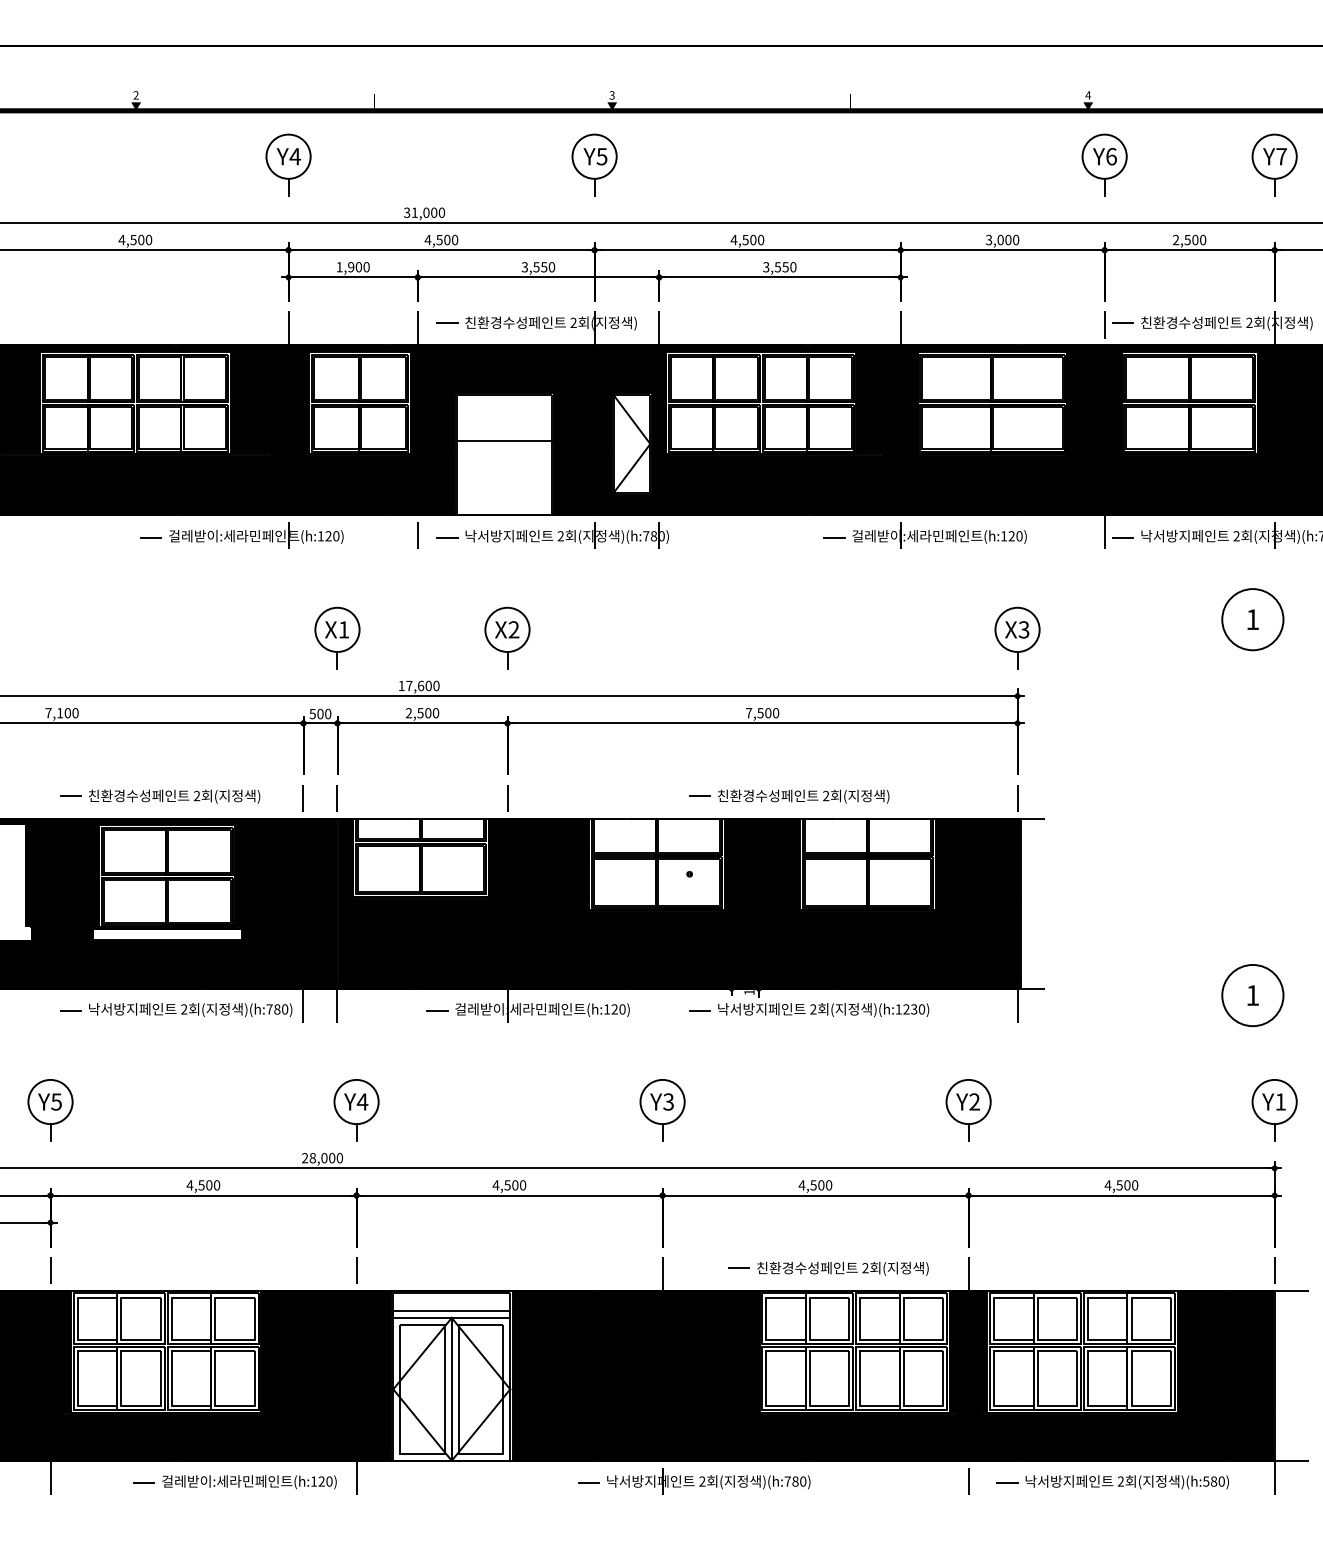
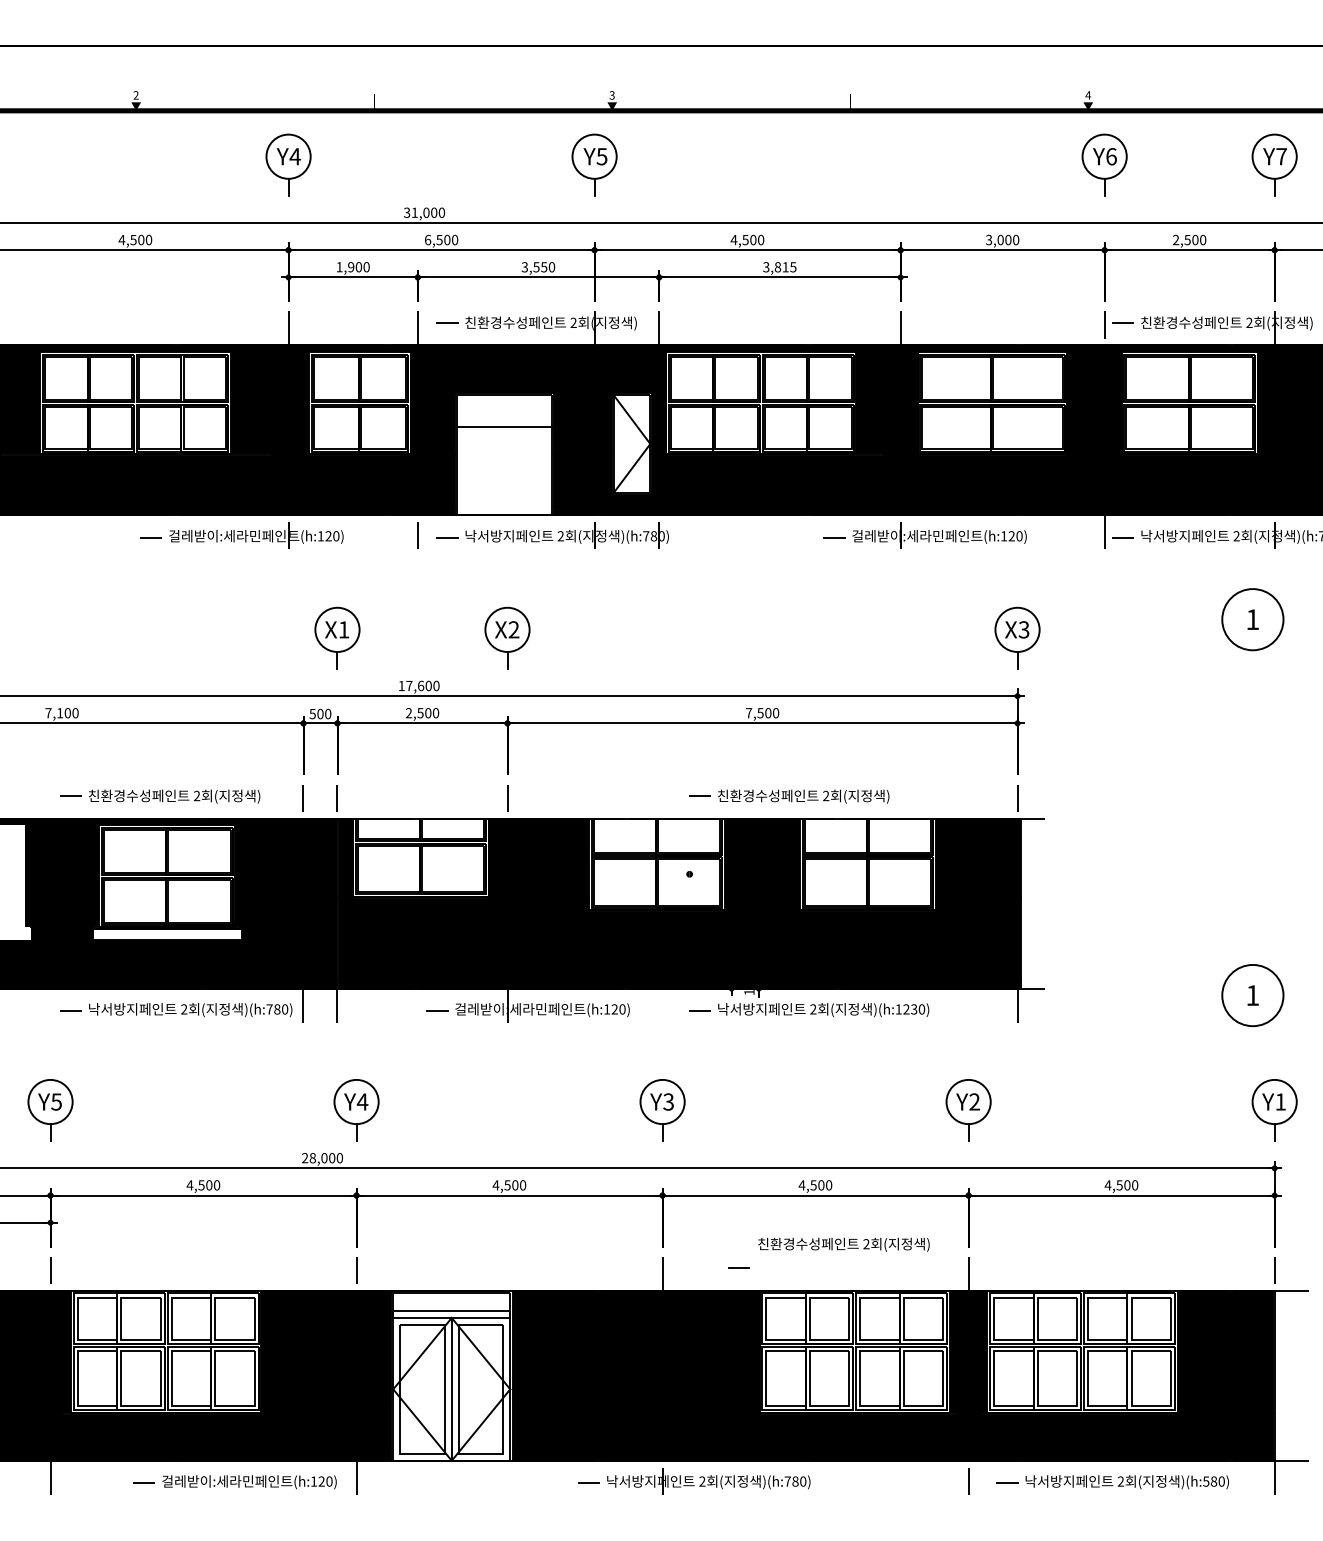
text: 4,500 -> 6,500 (427, 239)
text: 3,550 -> 3,815 (785, 267)
line position: (504, 440) -> (504, 426) (504, 426)
text position: (842, 1268) -> (843, 1244) (843, 1244)
